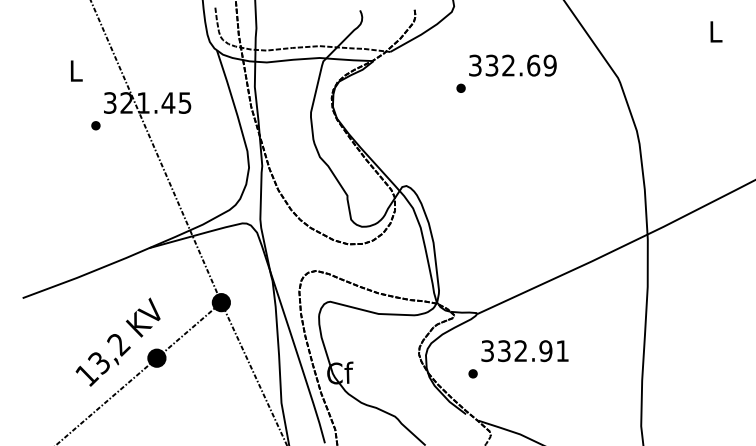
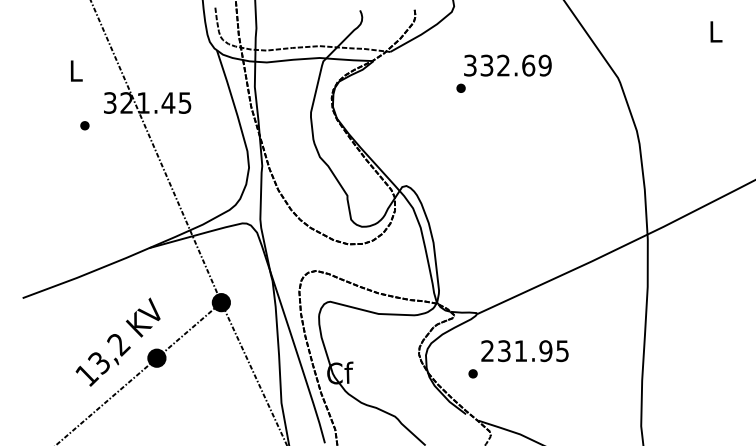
text position: (512, 65) -> (507, 65) (507, 65)
part position: (95, 125) -> (84, 125) (84, 125)
text: 332.91 -> 231.95 (524, 351)
